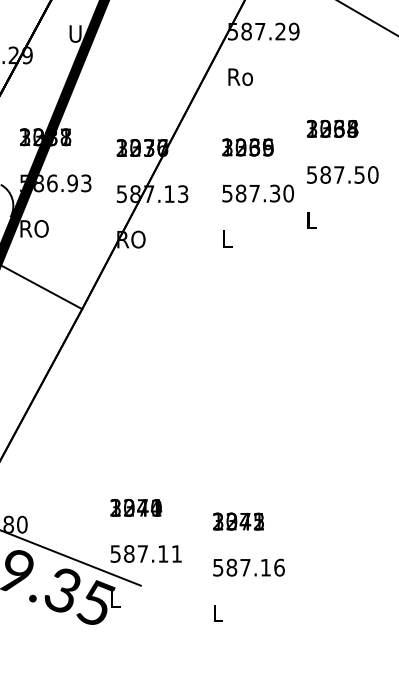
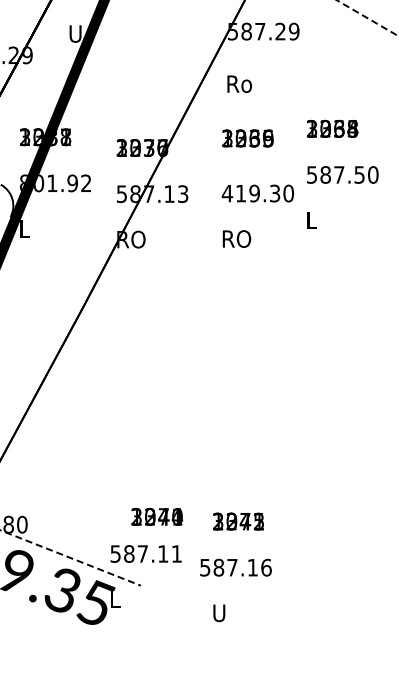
line: solid -> dashed (367, 18)
text position: (240, 76) -> (239, 83) (239, 83)
text position: (247, 147) -> (247, 138) (247, 138)
text: 586.93 -> 801.92 (55, 183)
text: 587.30 -> 419.30 (240, 193)
text: RO -> L (34, 228)
text: L -> RO (236, 238)
line: present -> none (42, 287)
text position: (136, 507) -> (157, 516) (157, 516)
line: solid -> dashed (71, 558)
text position: (248, 567) -> (235, 567) (235, 567)
text: L -> U (219, 613)
